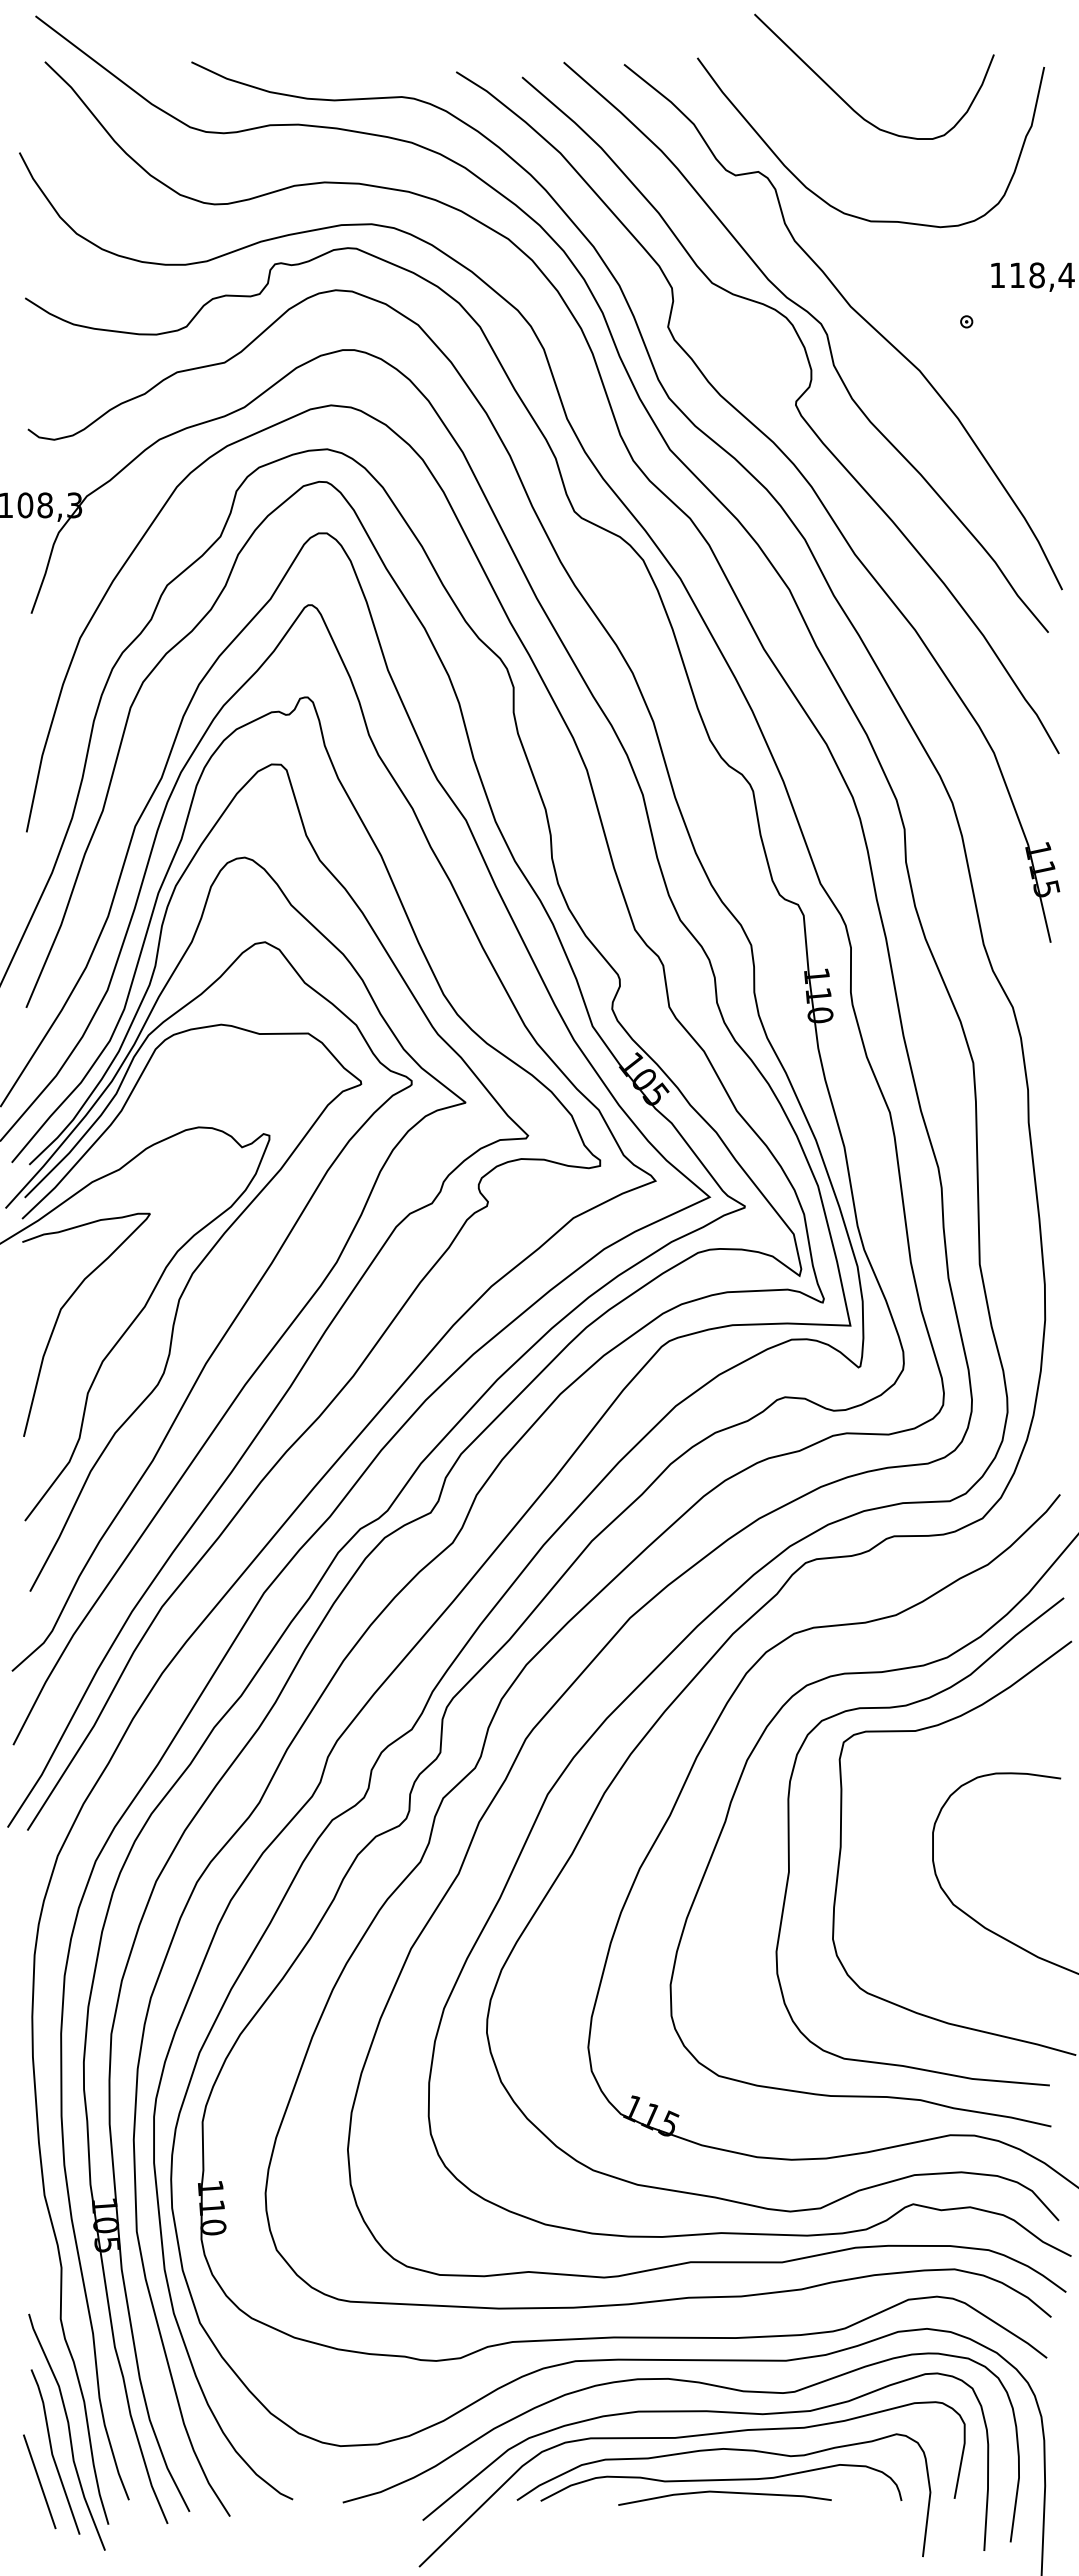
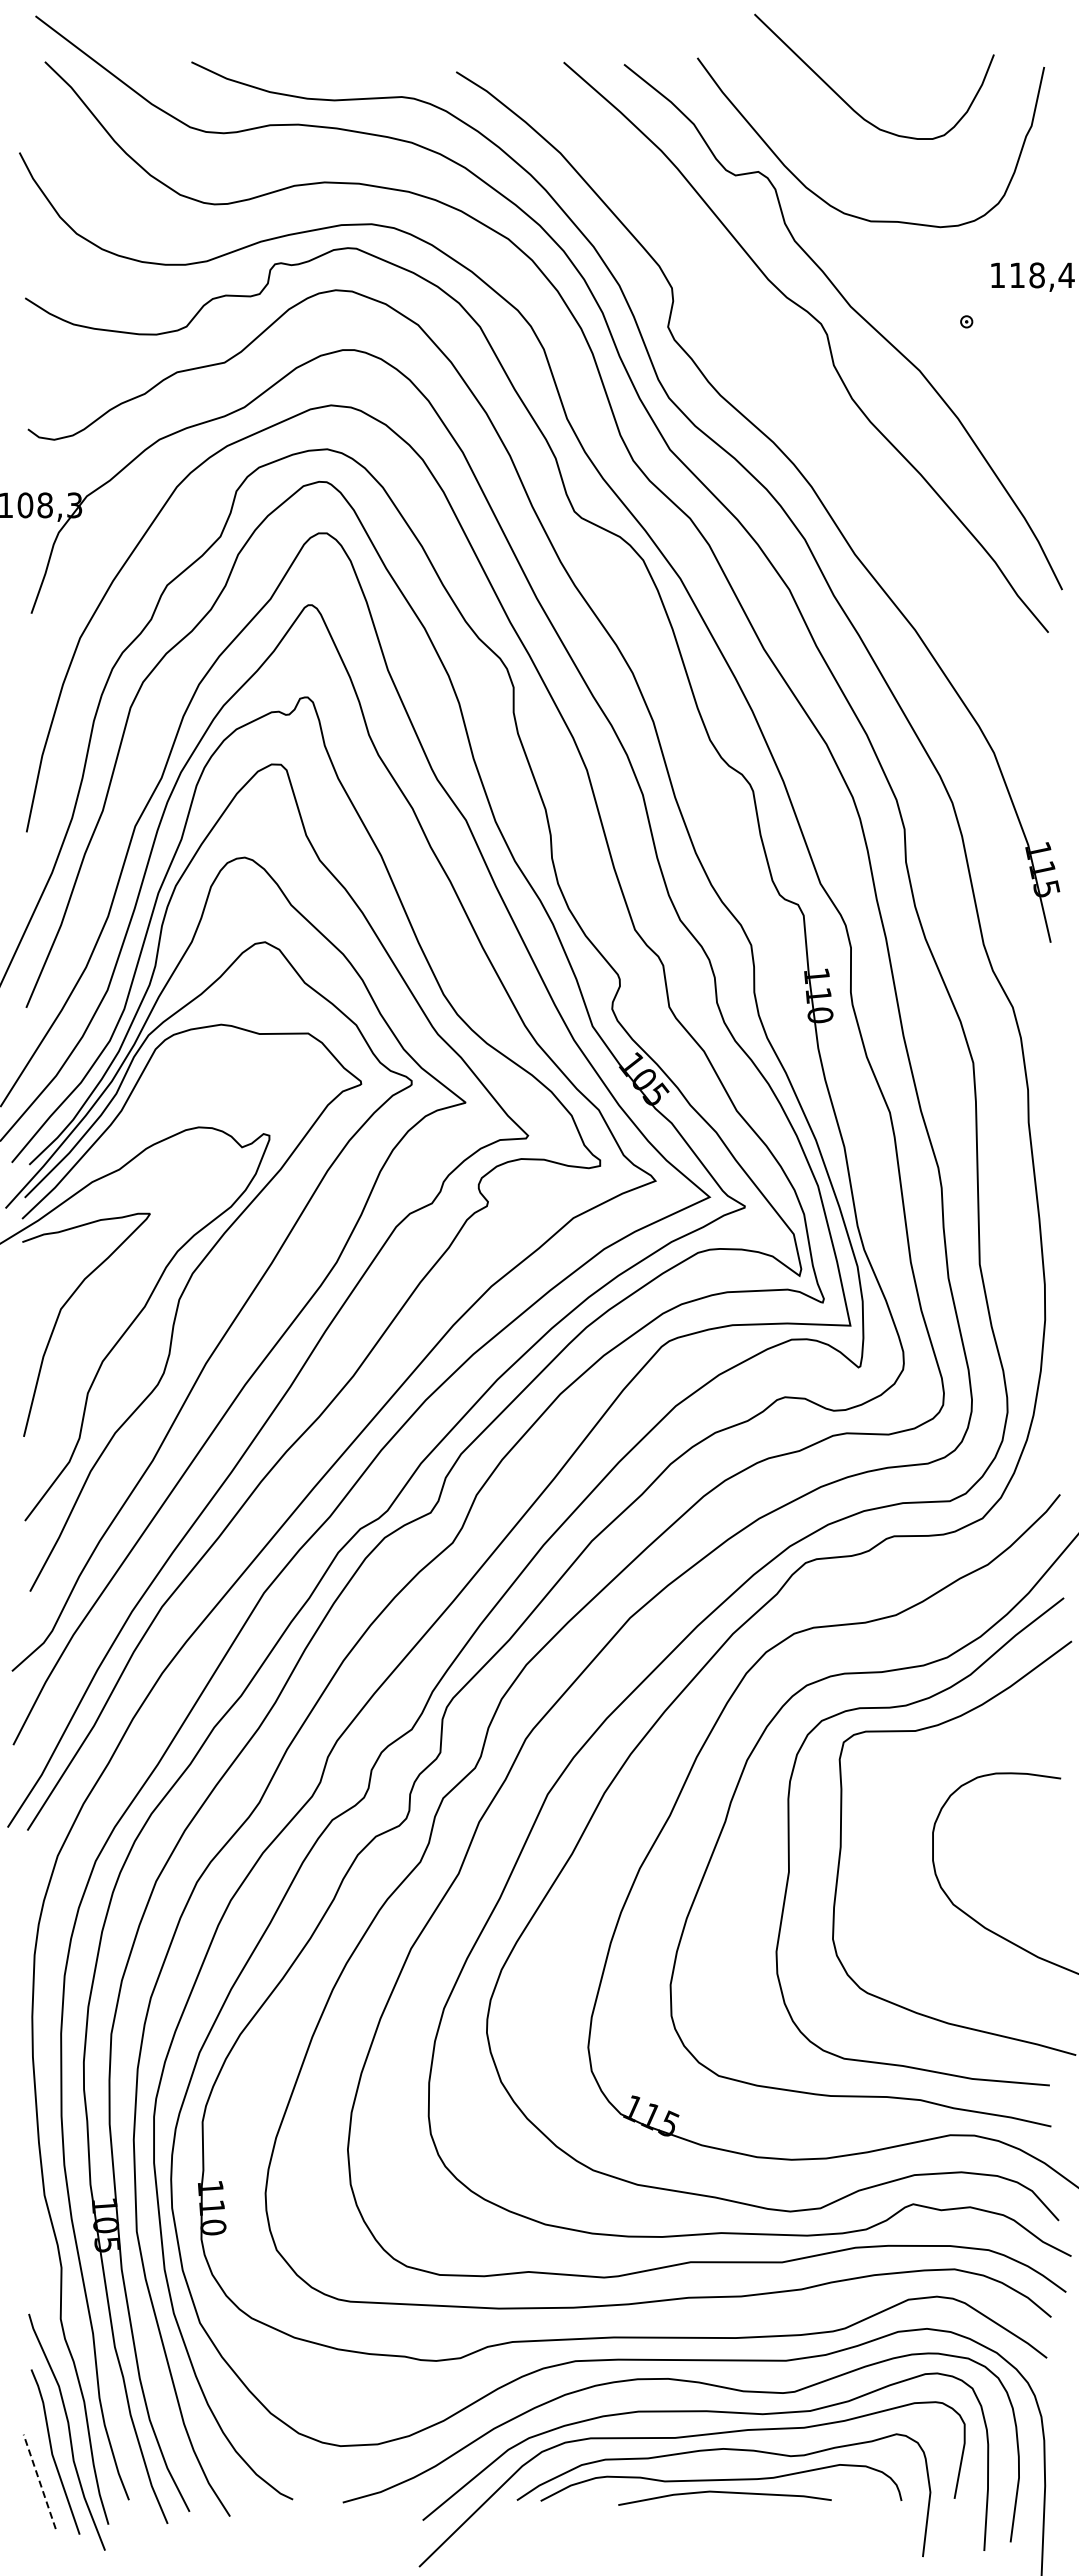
curve: present -> none (798, 412)
line: solid -> dashed (39, 2481)
